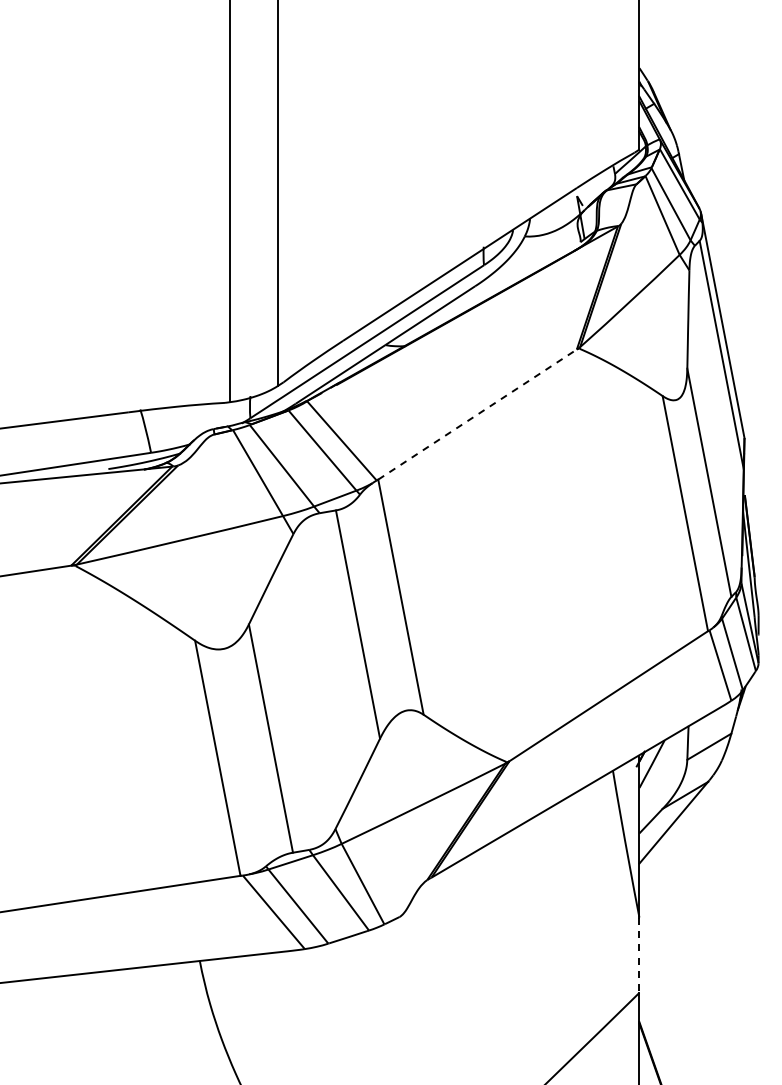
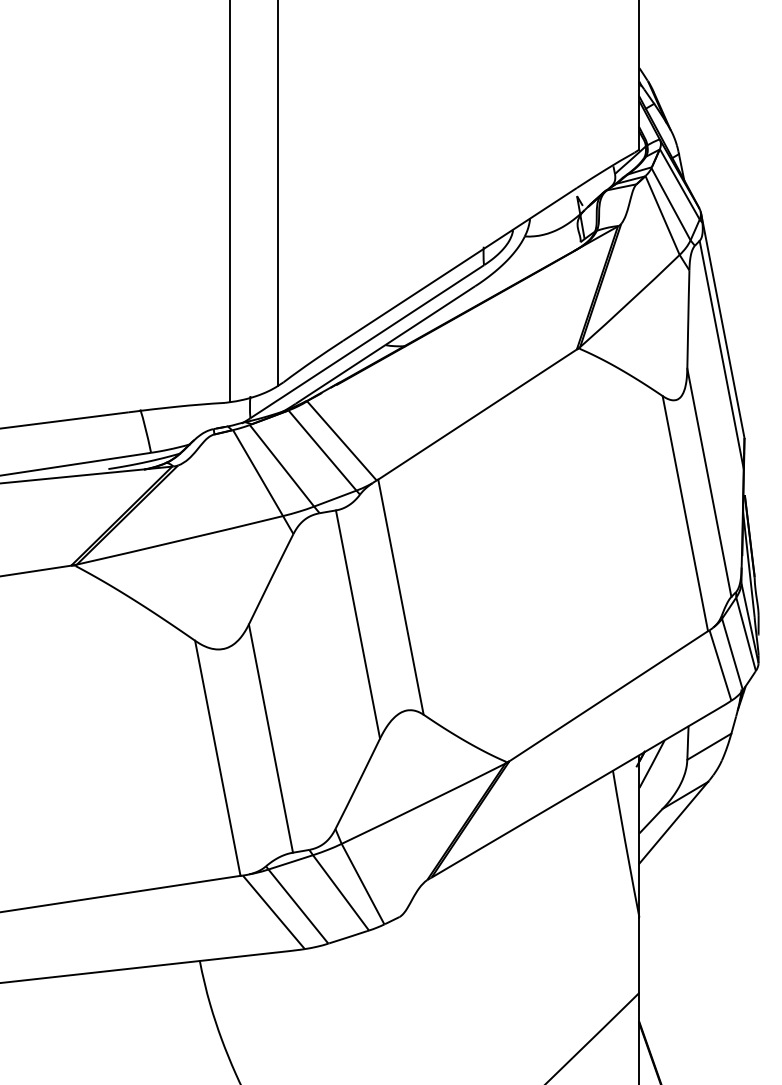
line: dashed -> solid (477, 414)
line: dashed -> solid (639, 955)
